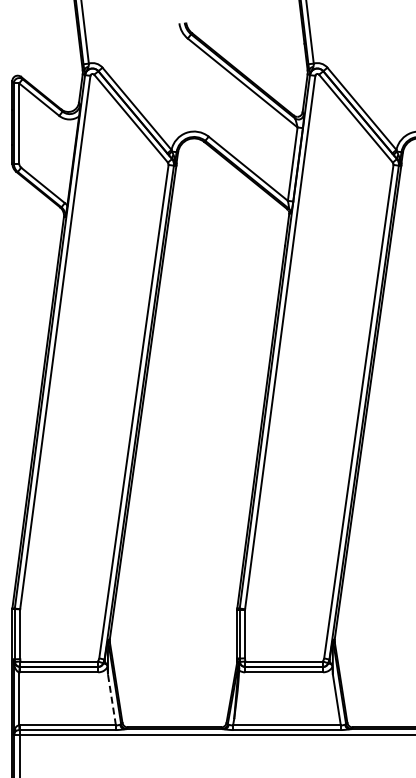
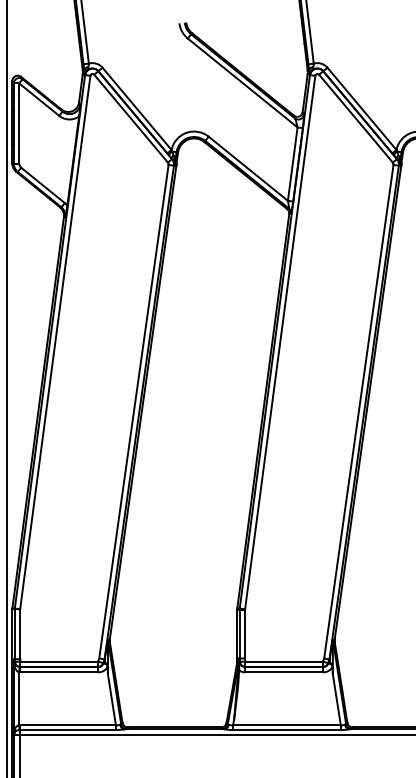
line: none -> present (6, 388)
line: dashed -> solid (111, 699)
